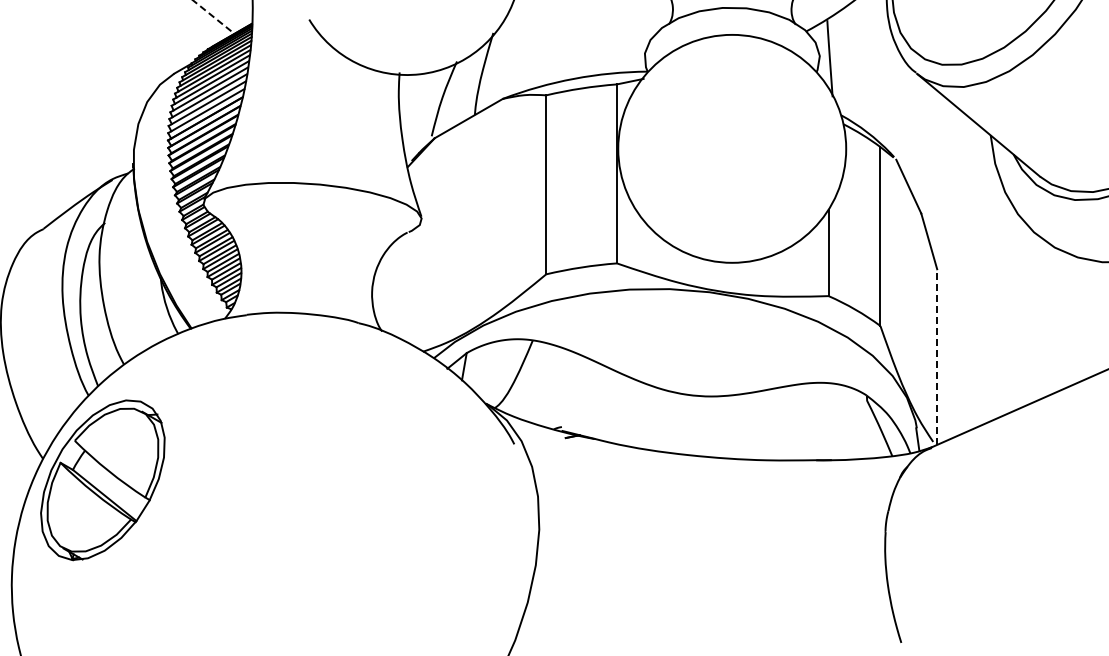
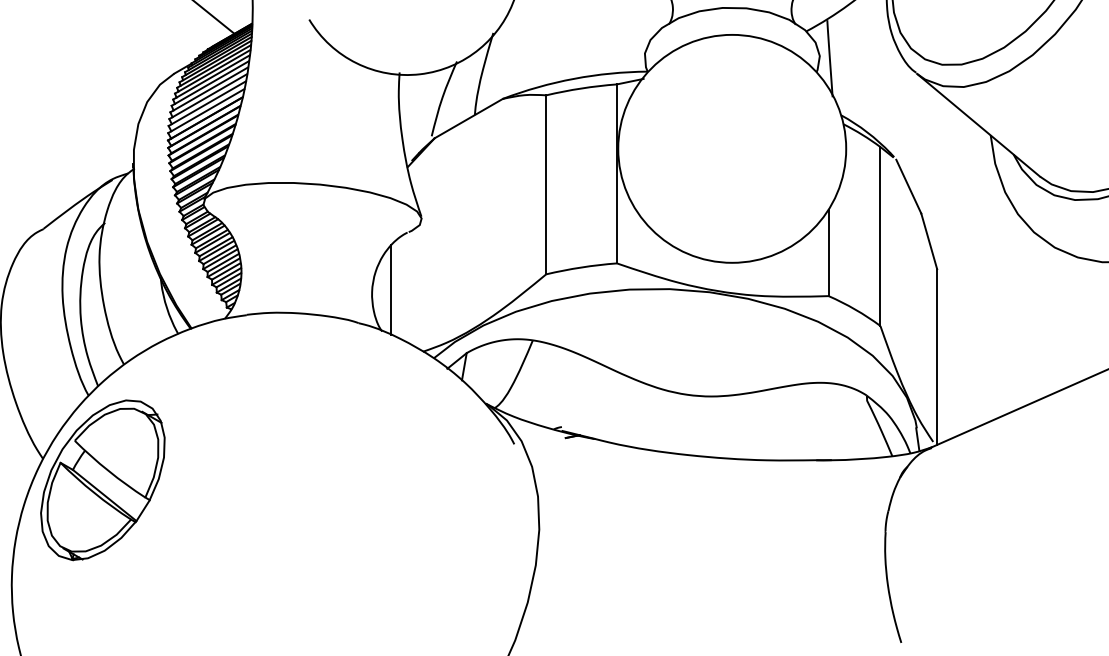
line: dashed -> solid (213, 17)
line: none -> present (391, 290)
line: dashed -> solid (937, 357)
